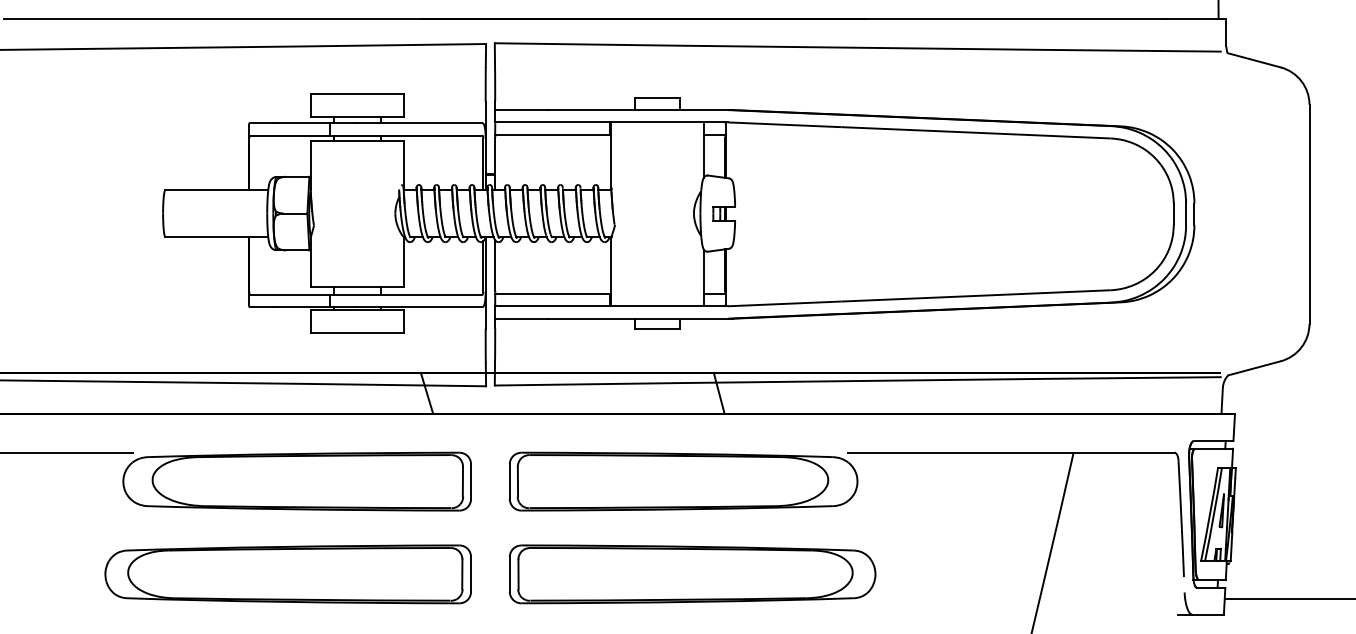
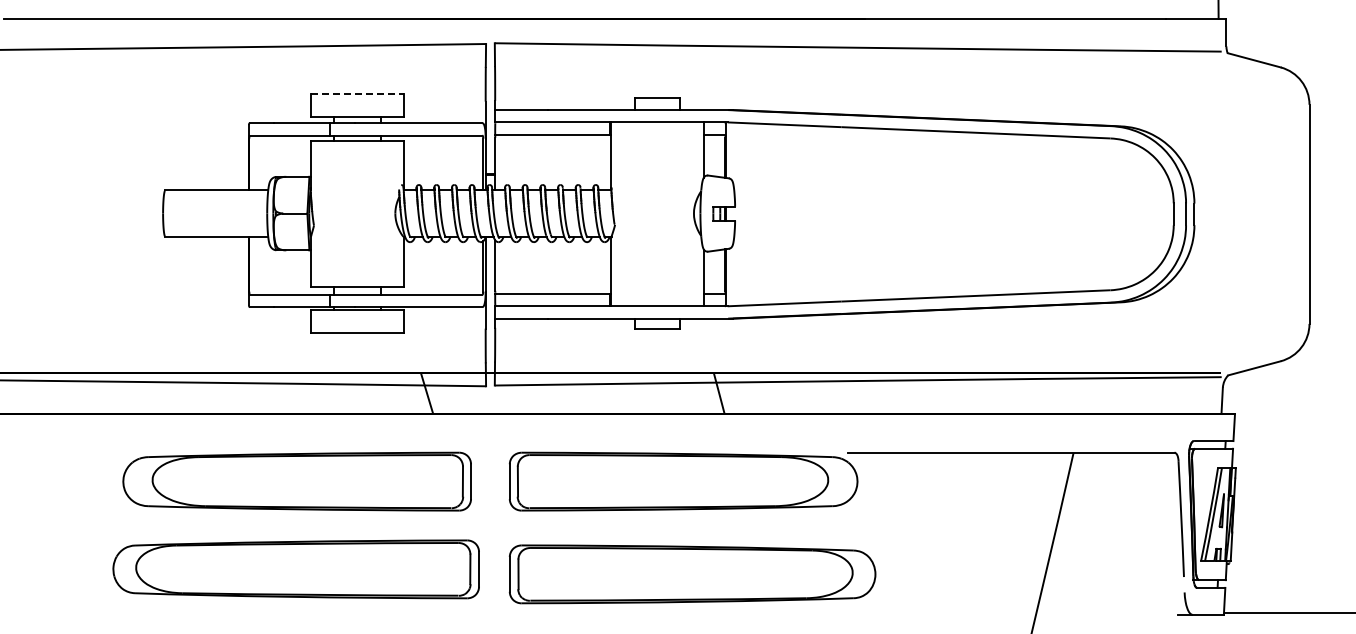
line: solid -> dashed (358, 94)
line: present -> none (67, 452)
part position: (287, 574) -> (295, 569) (295, 569)
line position: (1288, 599) -> (1288, 613) (1288, 613)
